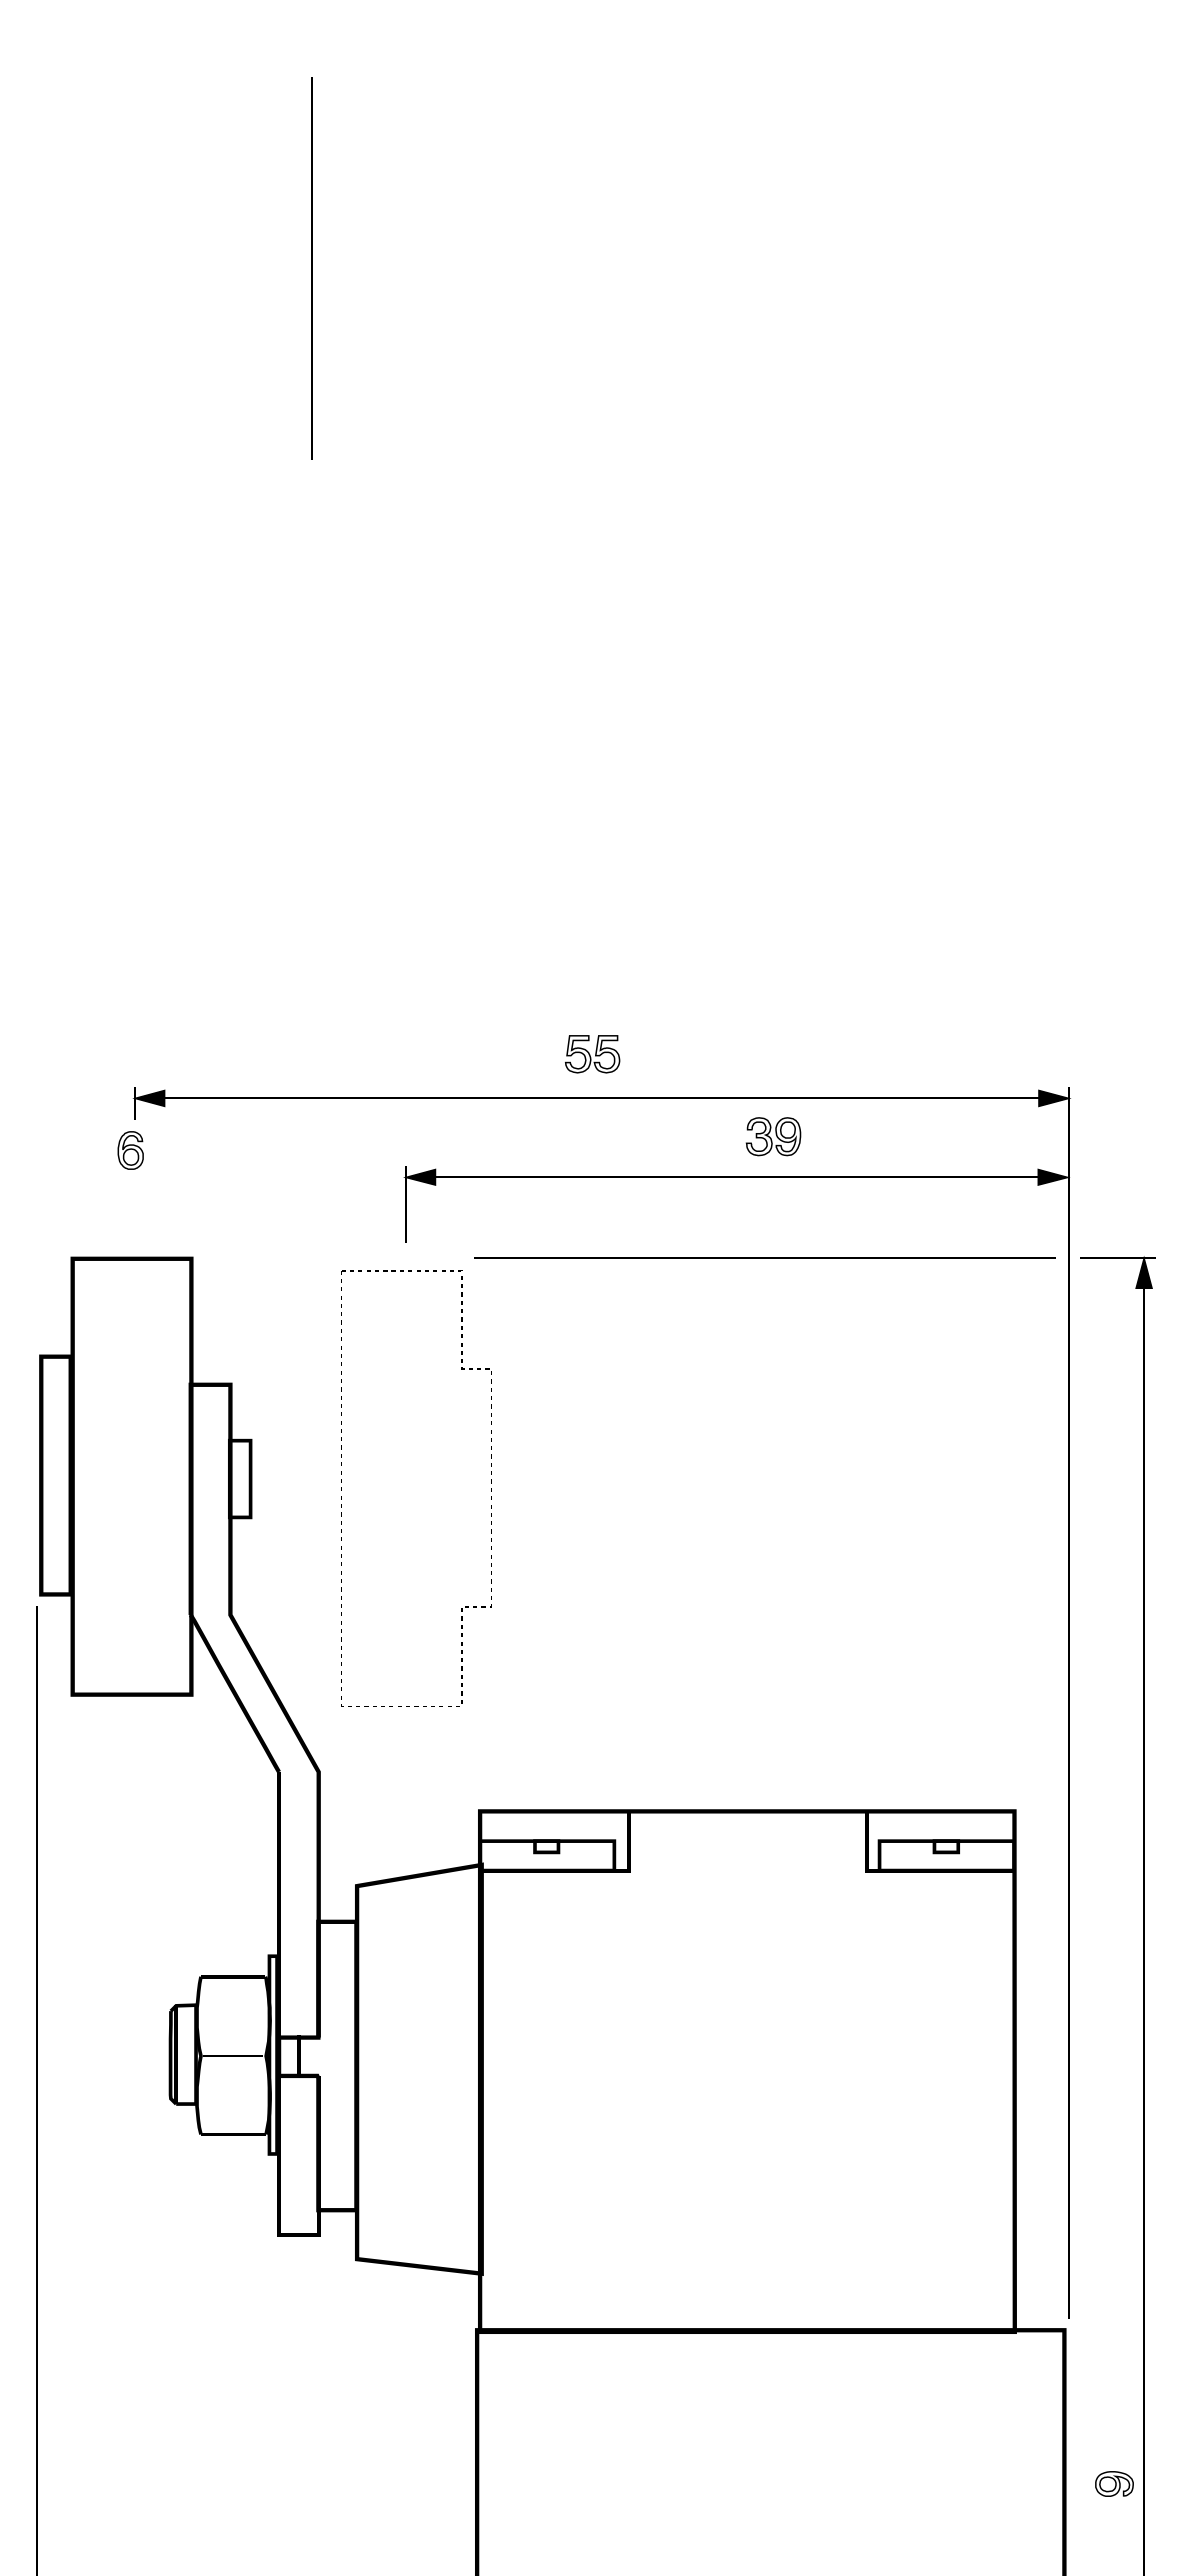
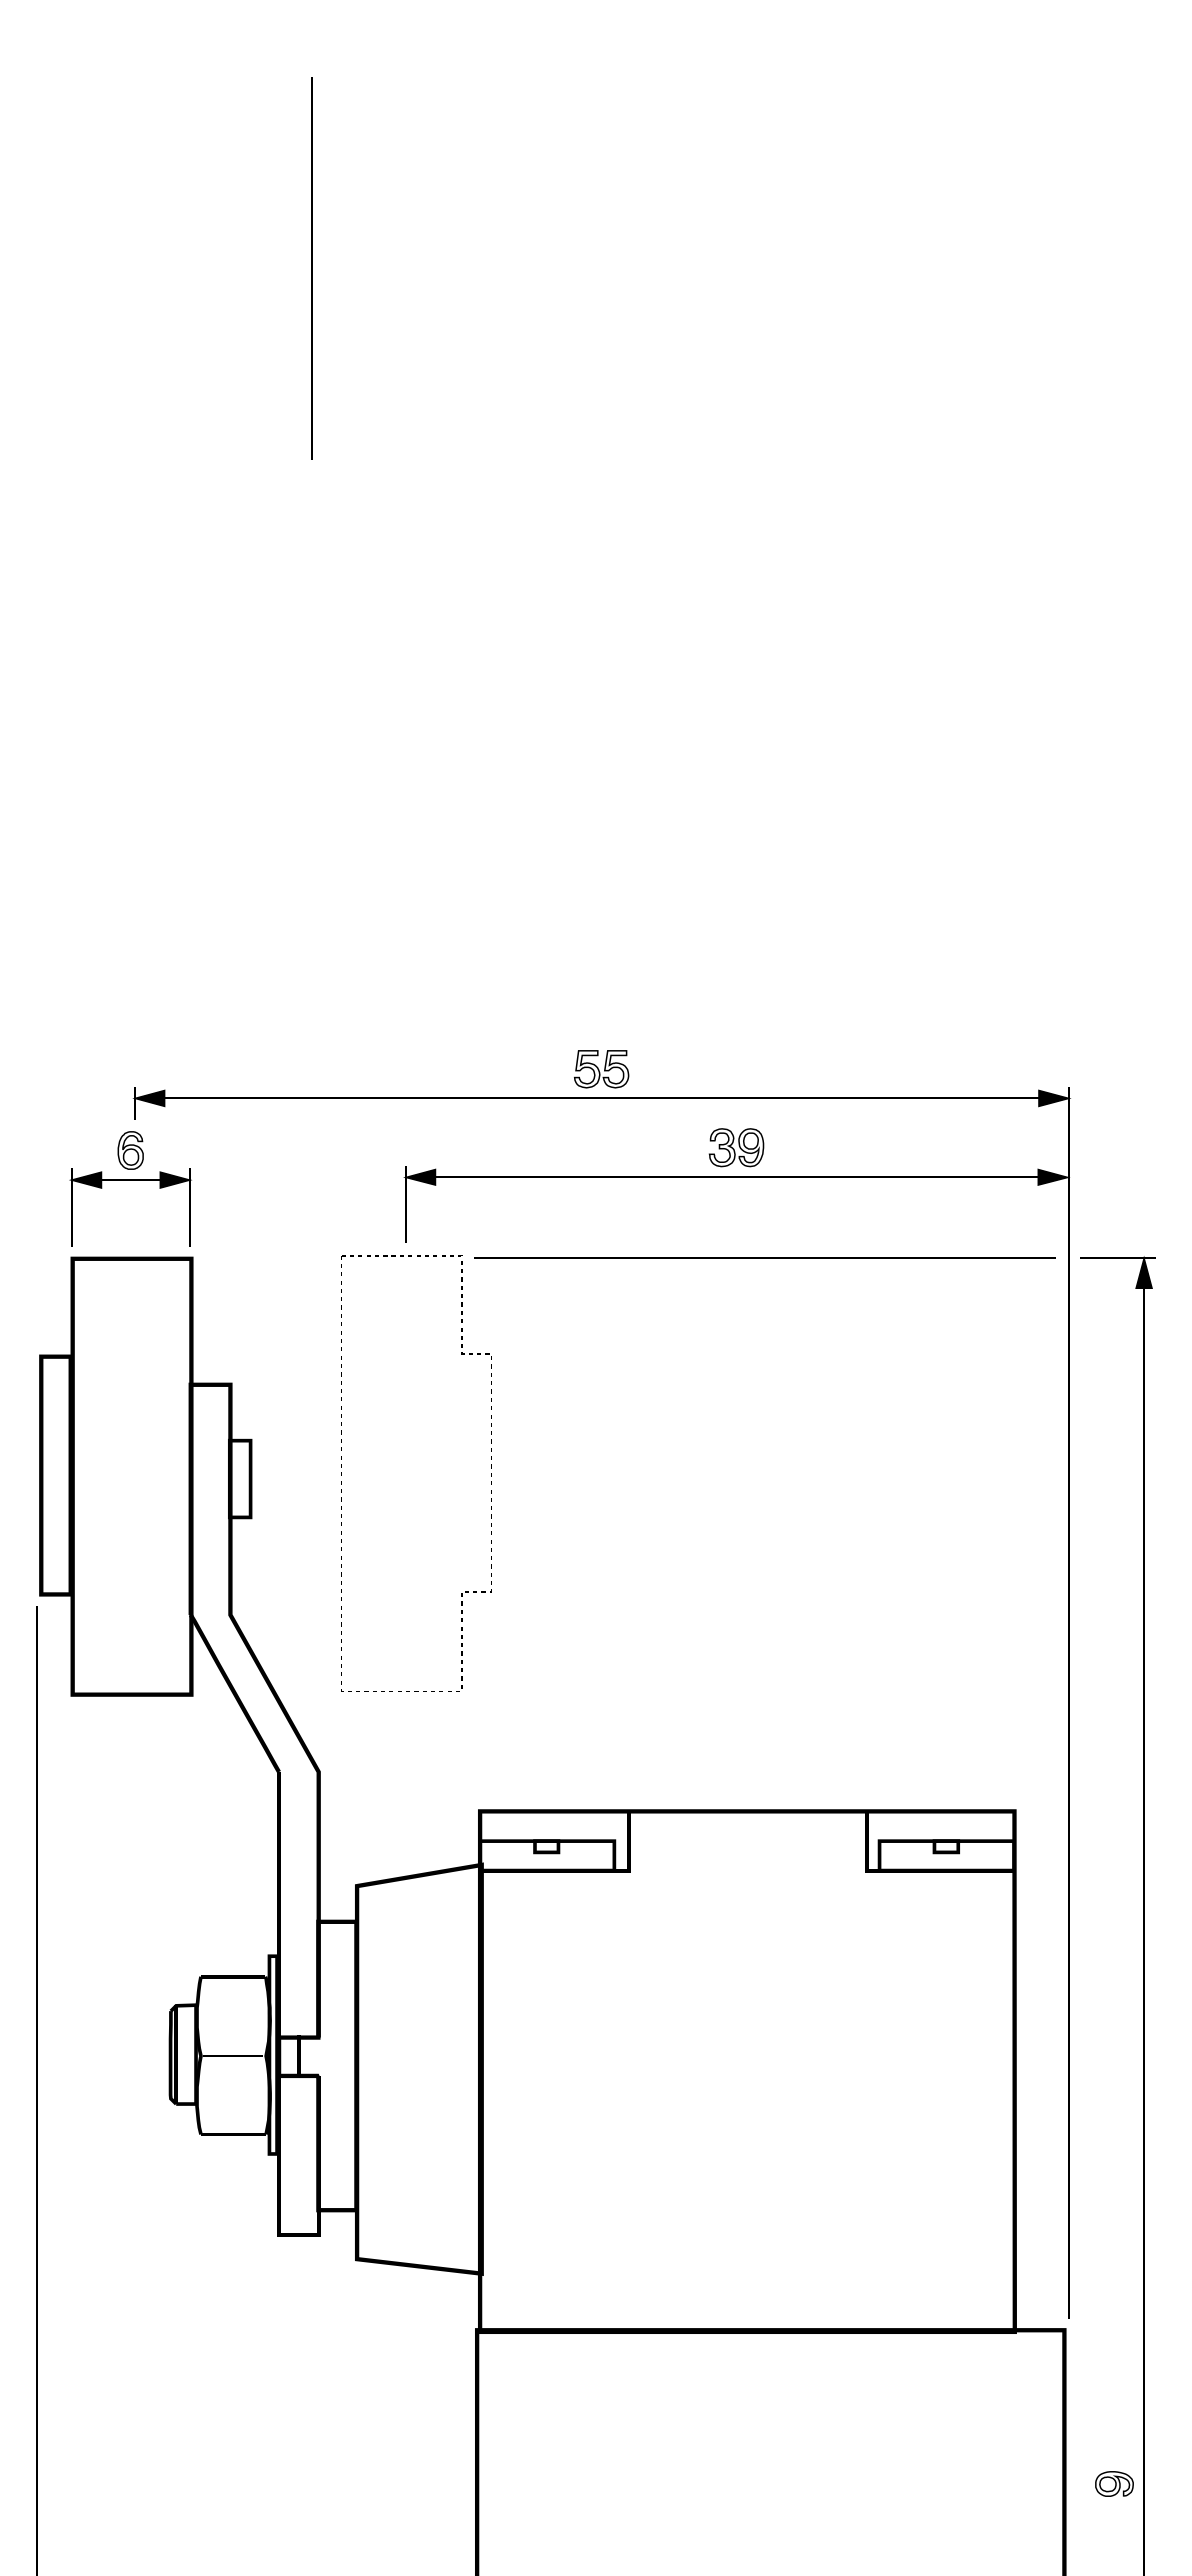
part position: (592, 1054) -> (601, 1069) (601, 1069)
part position: (773, 1136) -> (736, 1147) (736, 1147)
part: none -> present (130, 1180)
part position: (341, 1488) -> (341, 1473) (341, 1473)
